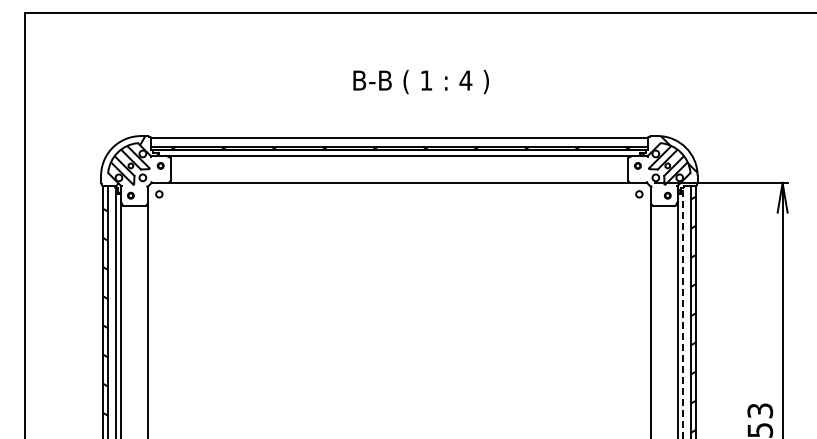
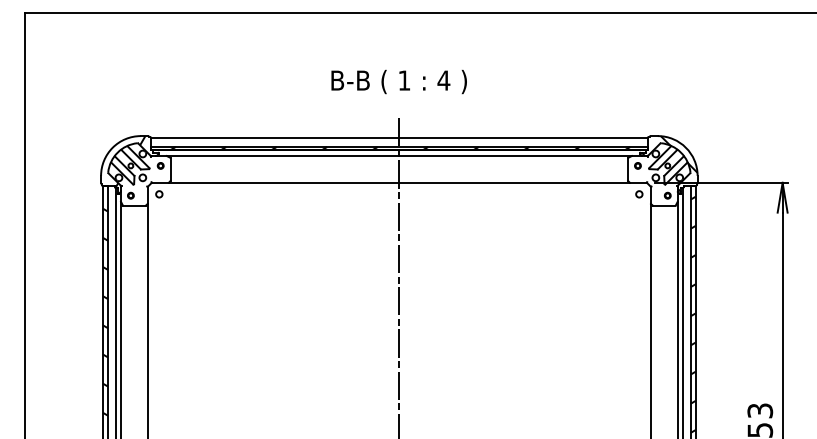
text position: (420, 81) -> (398, 81) (398, 81)
line: none -> present (399, 276)
line: dashed -> solid (682, 312)
